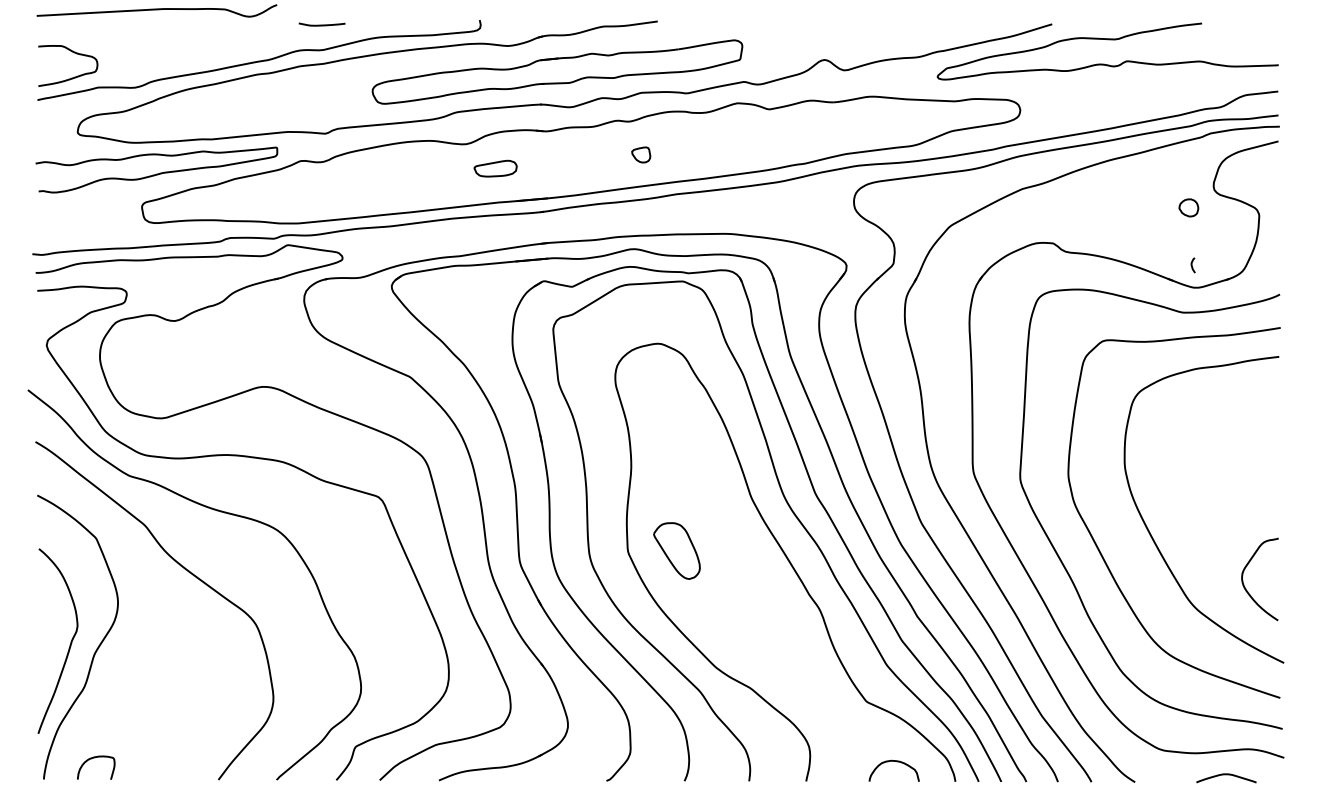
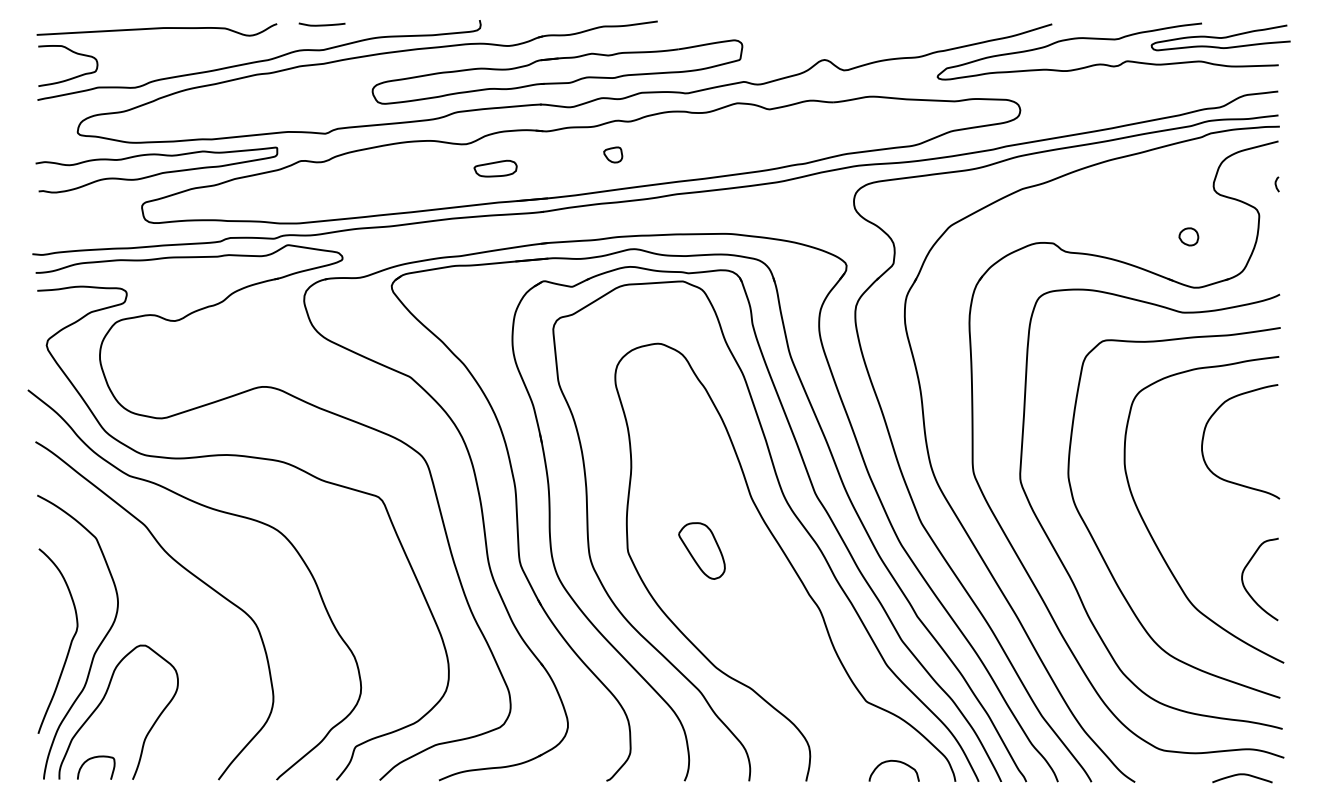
curve position: (156, 10) -> (156, 29) (156, 29)
curve: none -> present (1220, 37)
part position: (641, 154) -> (613, 154) (613, 154)
part position: (1188, 207) -> (1188, 236) (1188, 236)
curve position: (1192, 265) -> (1276, 184) (1276, 184)
curve: none -> present (1204, 436)
part position: (676, 550) -> (701, 550) (701, 550)
curve: none -> present (103, 700)
curve position: (1226, 775) -> (1242, 775) (1242, 775)
